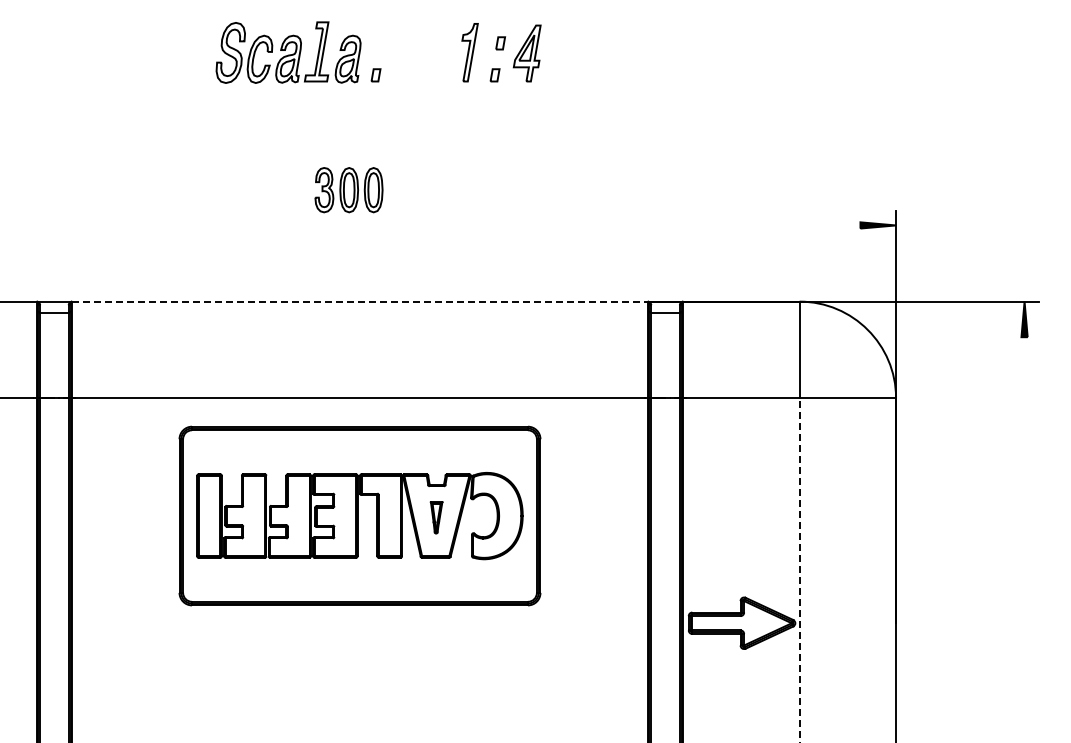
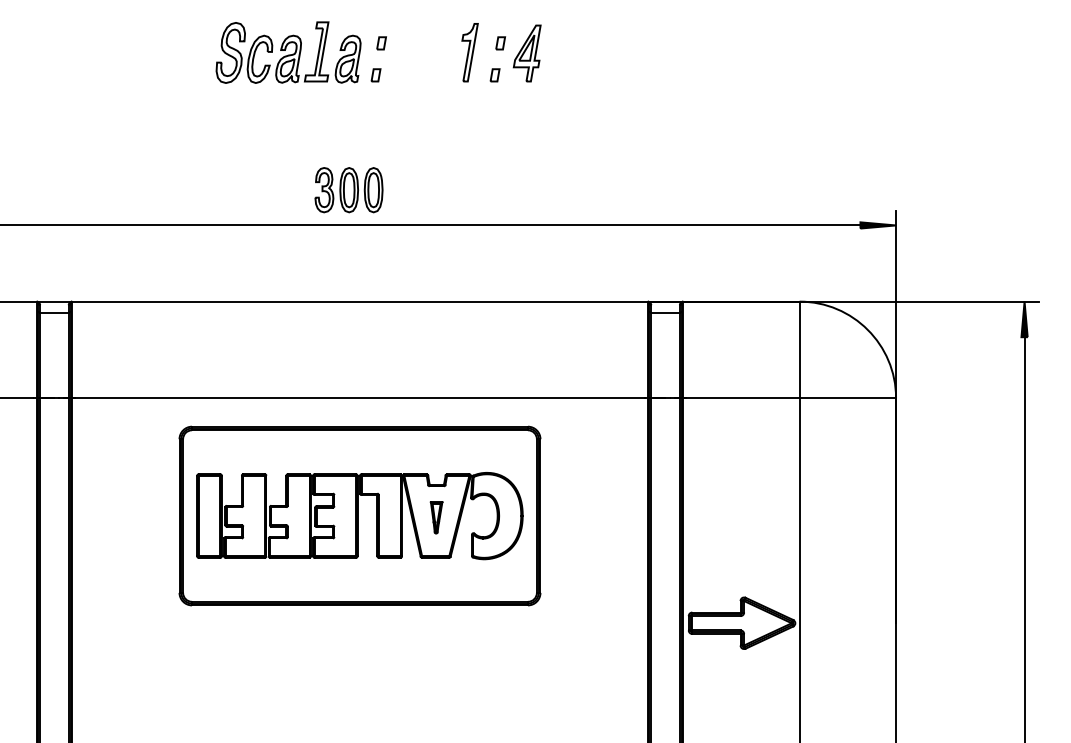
part: none -> present (381, 43)
line: none -> present (431, 225)
line: dashed -> solid (360, 301)
line: none -> present (1024, 538)
line: dashed -> solid (799, 569)
